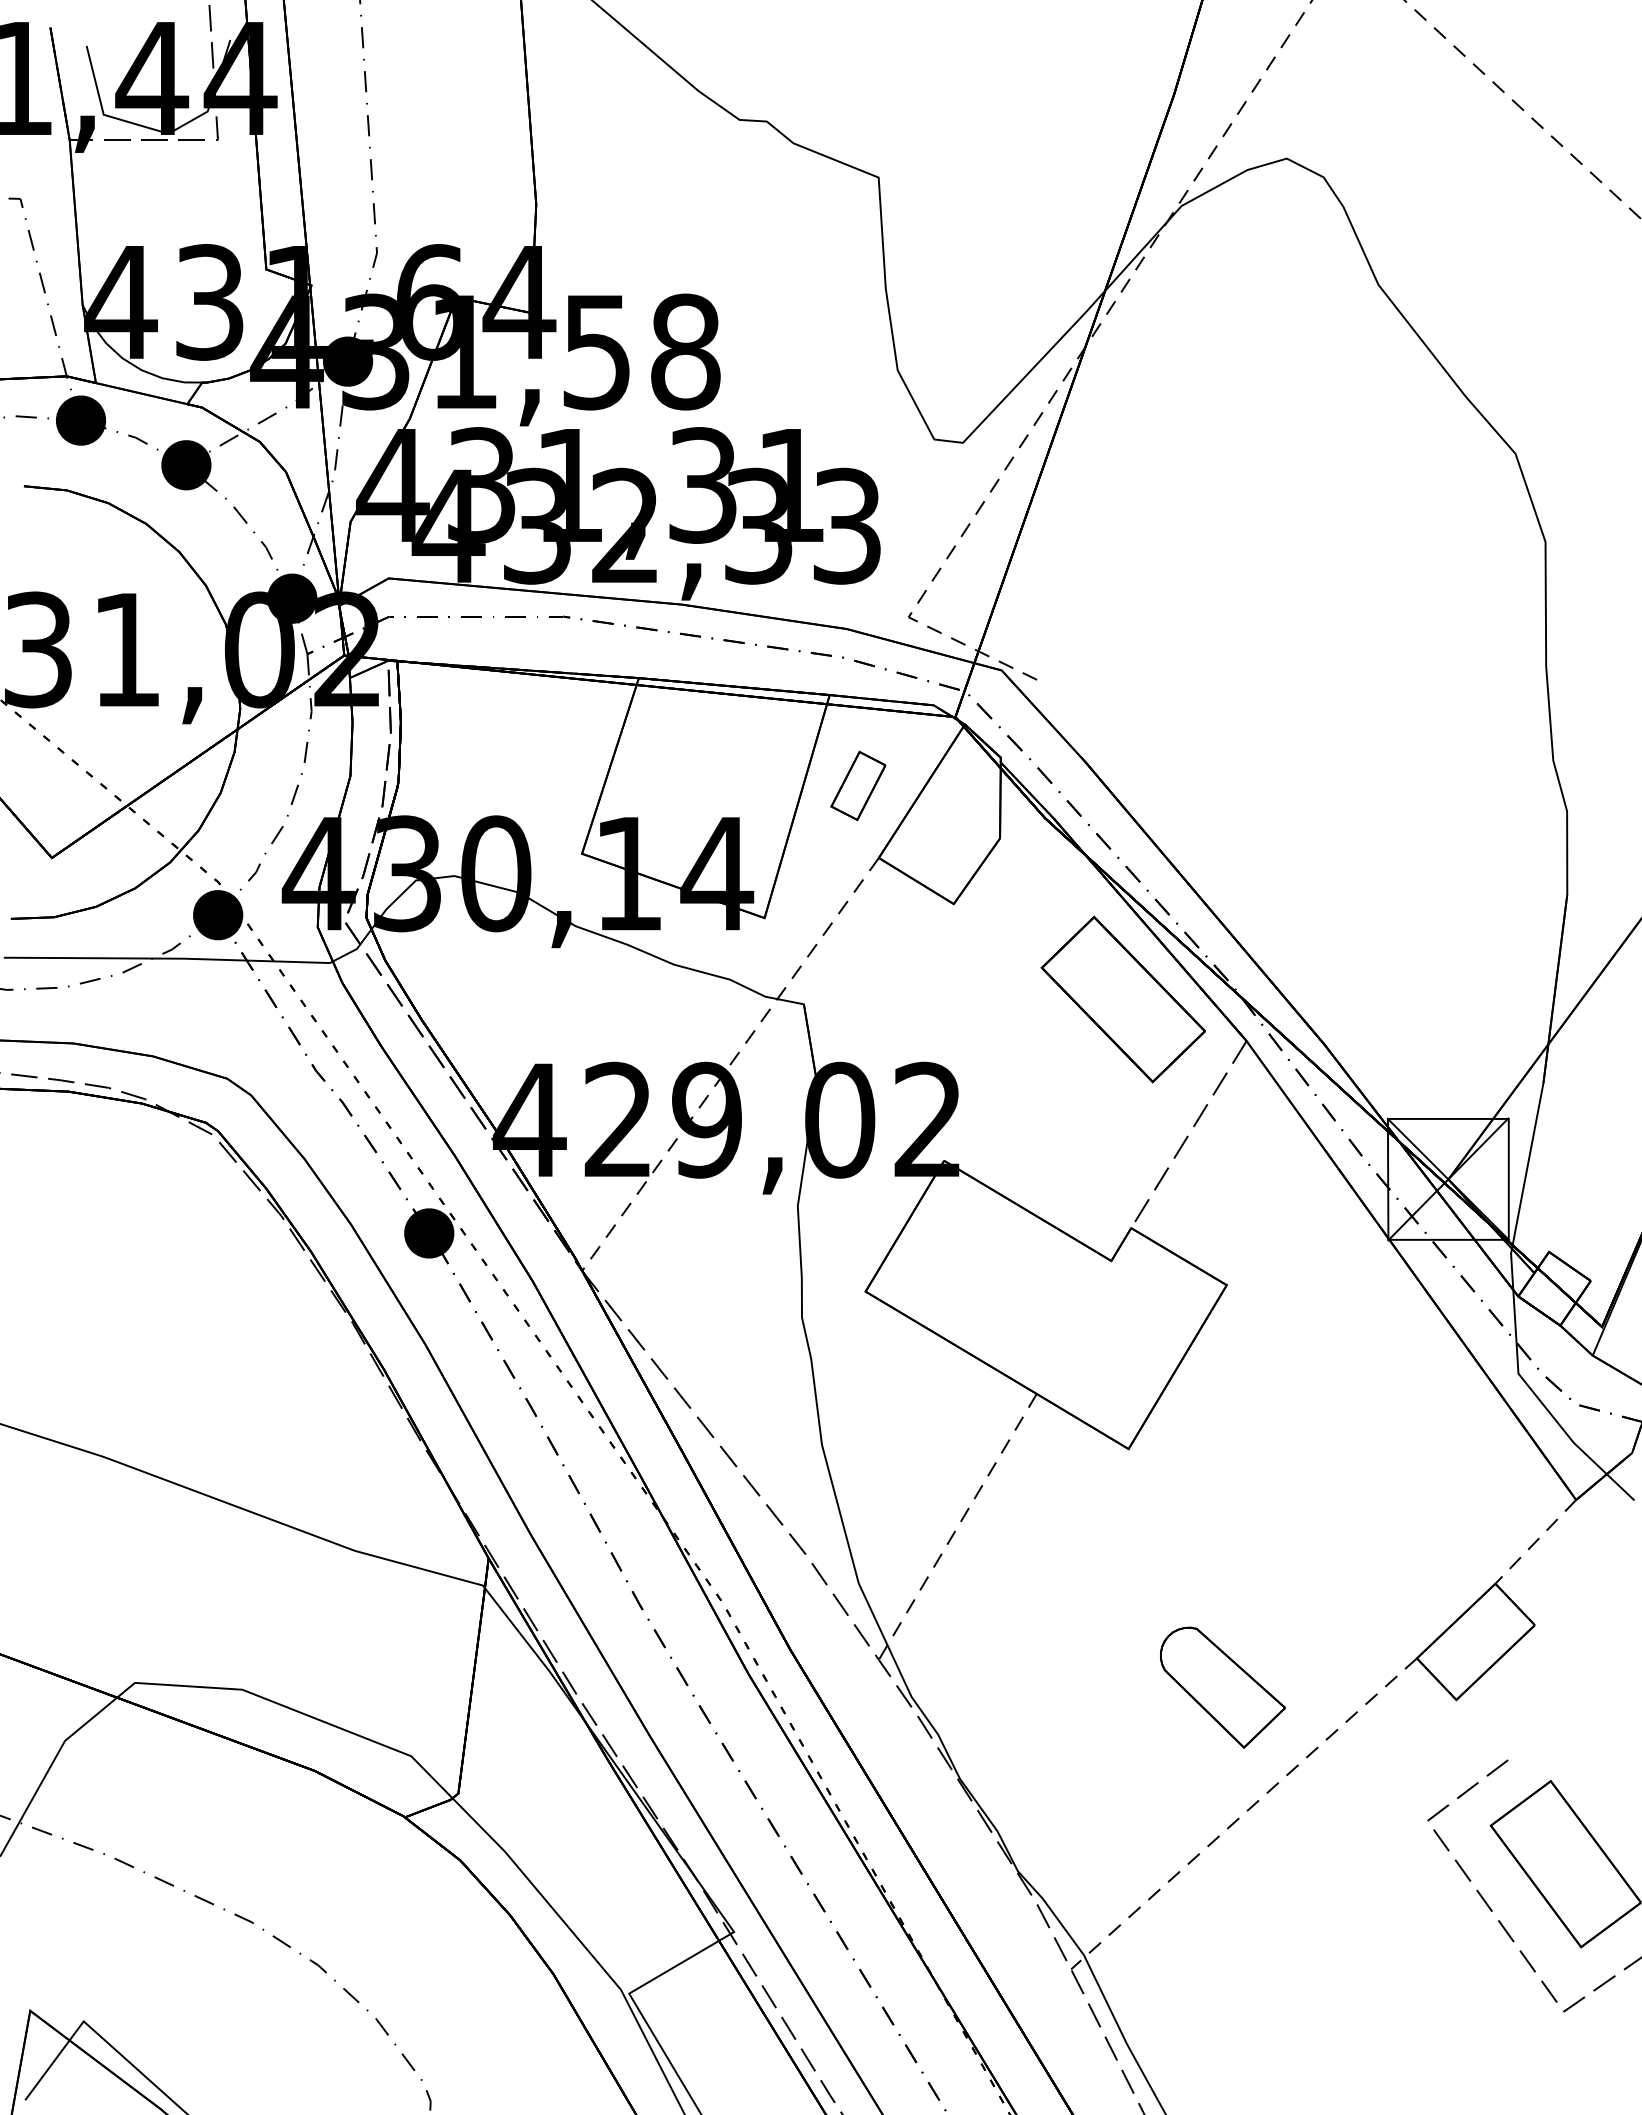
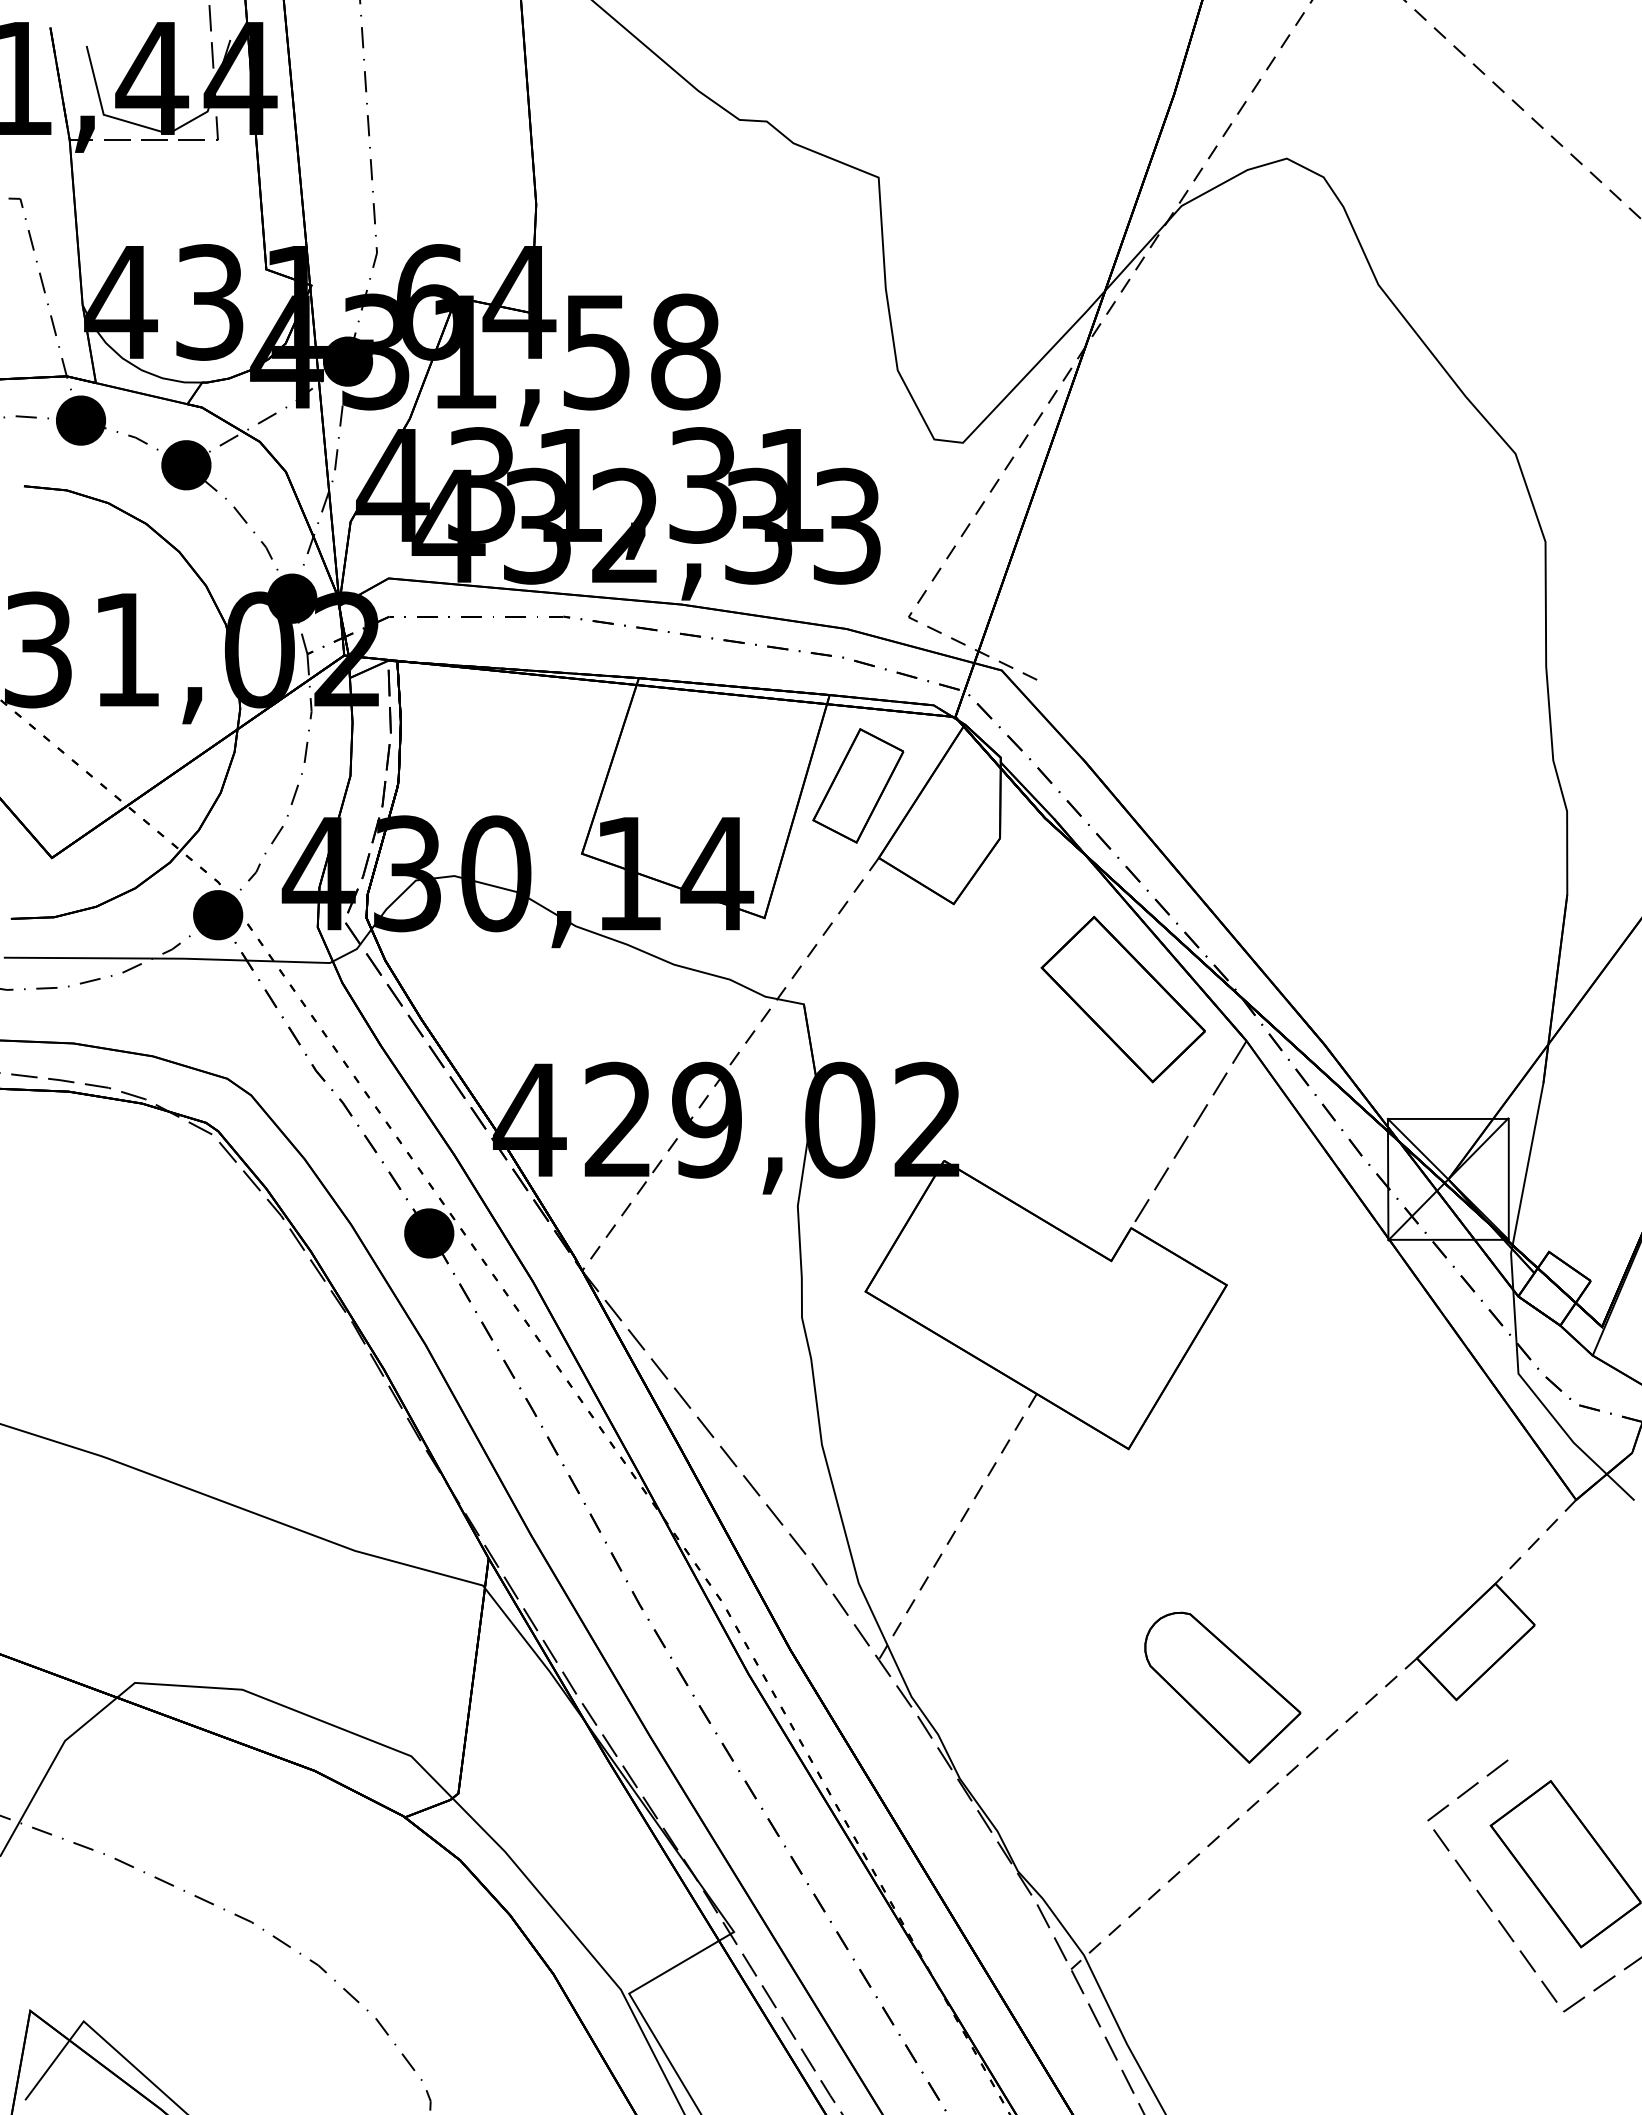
part size: 57x72 px -> 93x116 px (858, 785)
part size: 126x123 px -> 158x153 px (1222, 1687)
